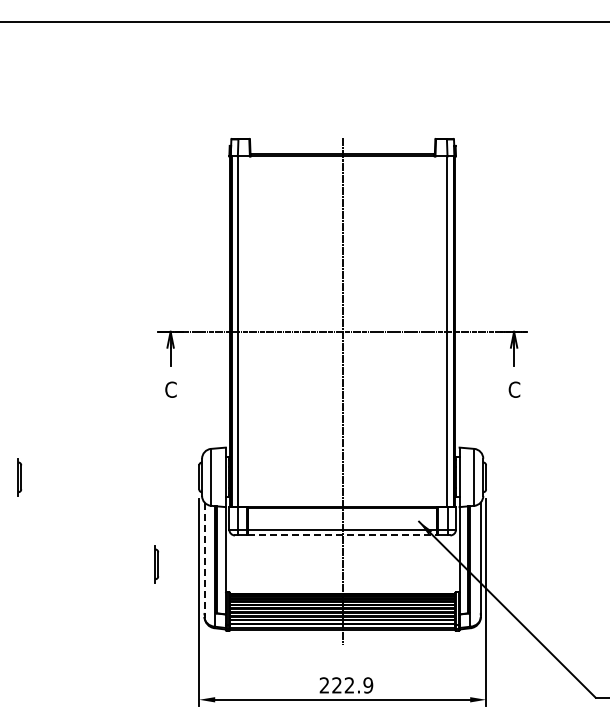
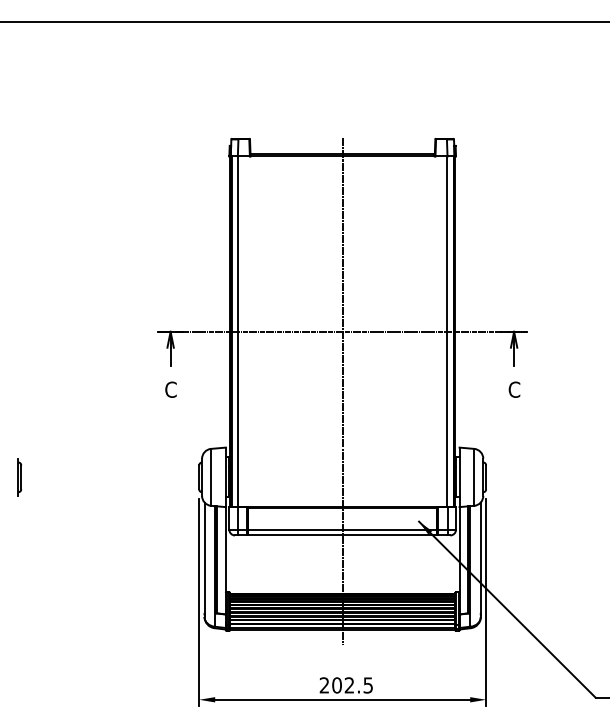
line: dashed -> solid (343, 535)
line: dashed -> solid (204, 558)
part: present -> none (156, 564)
text: 222.9 -> 202.5 (352, 685)
